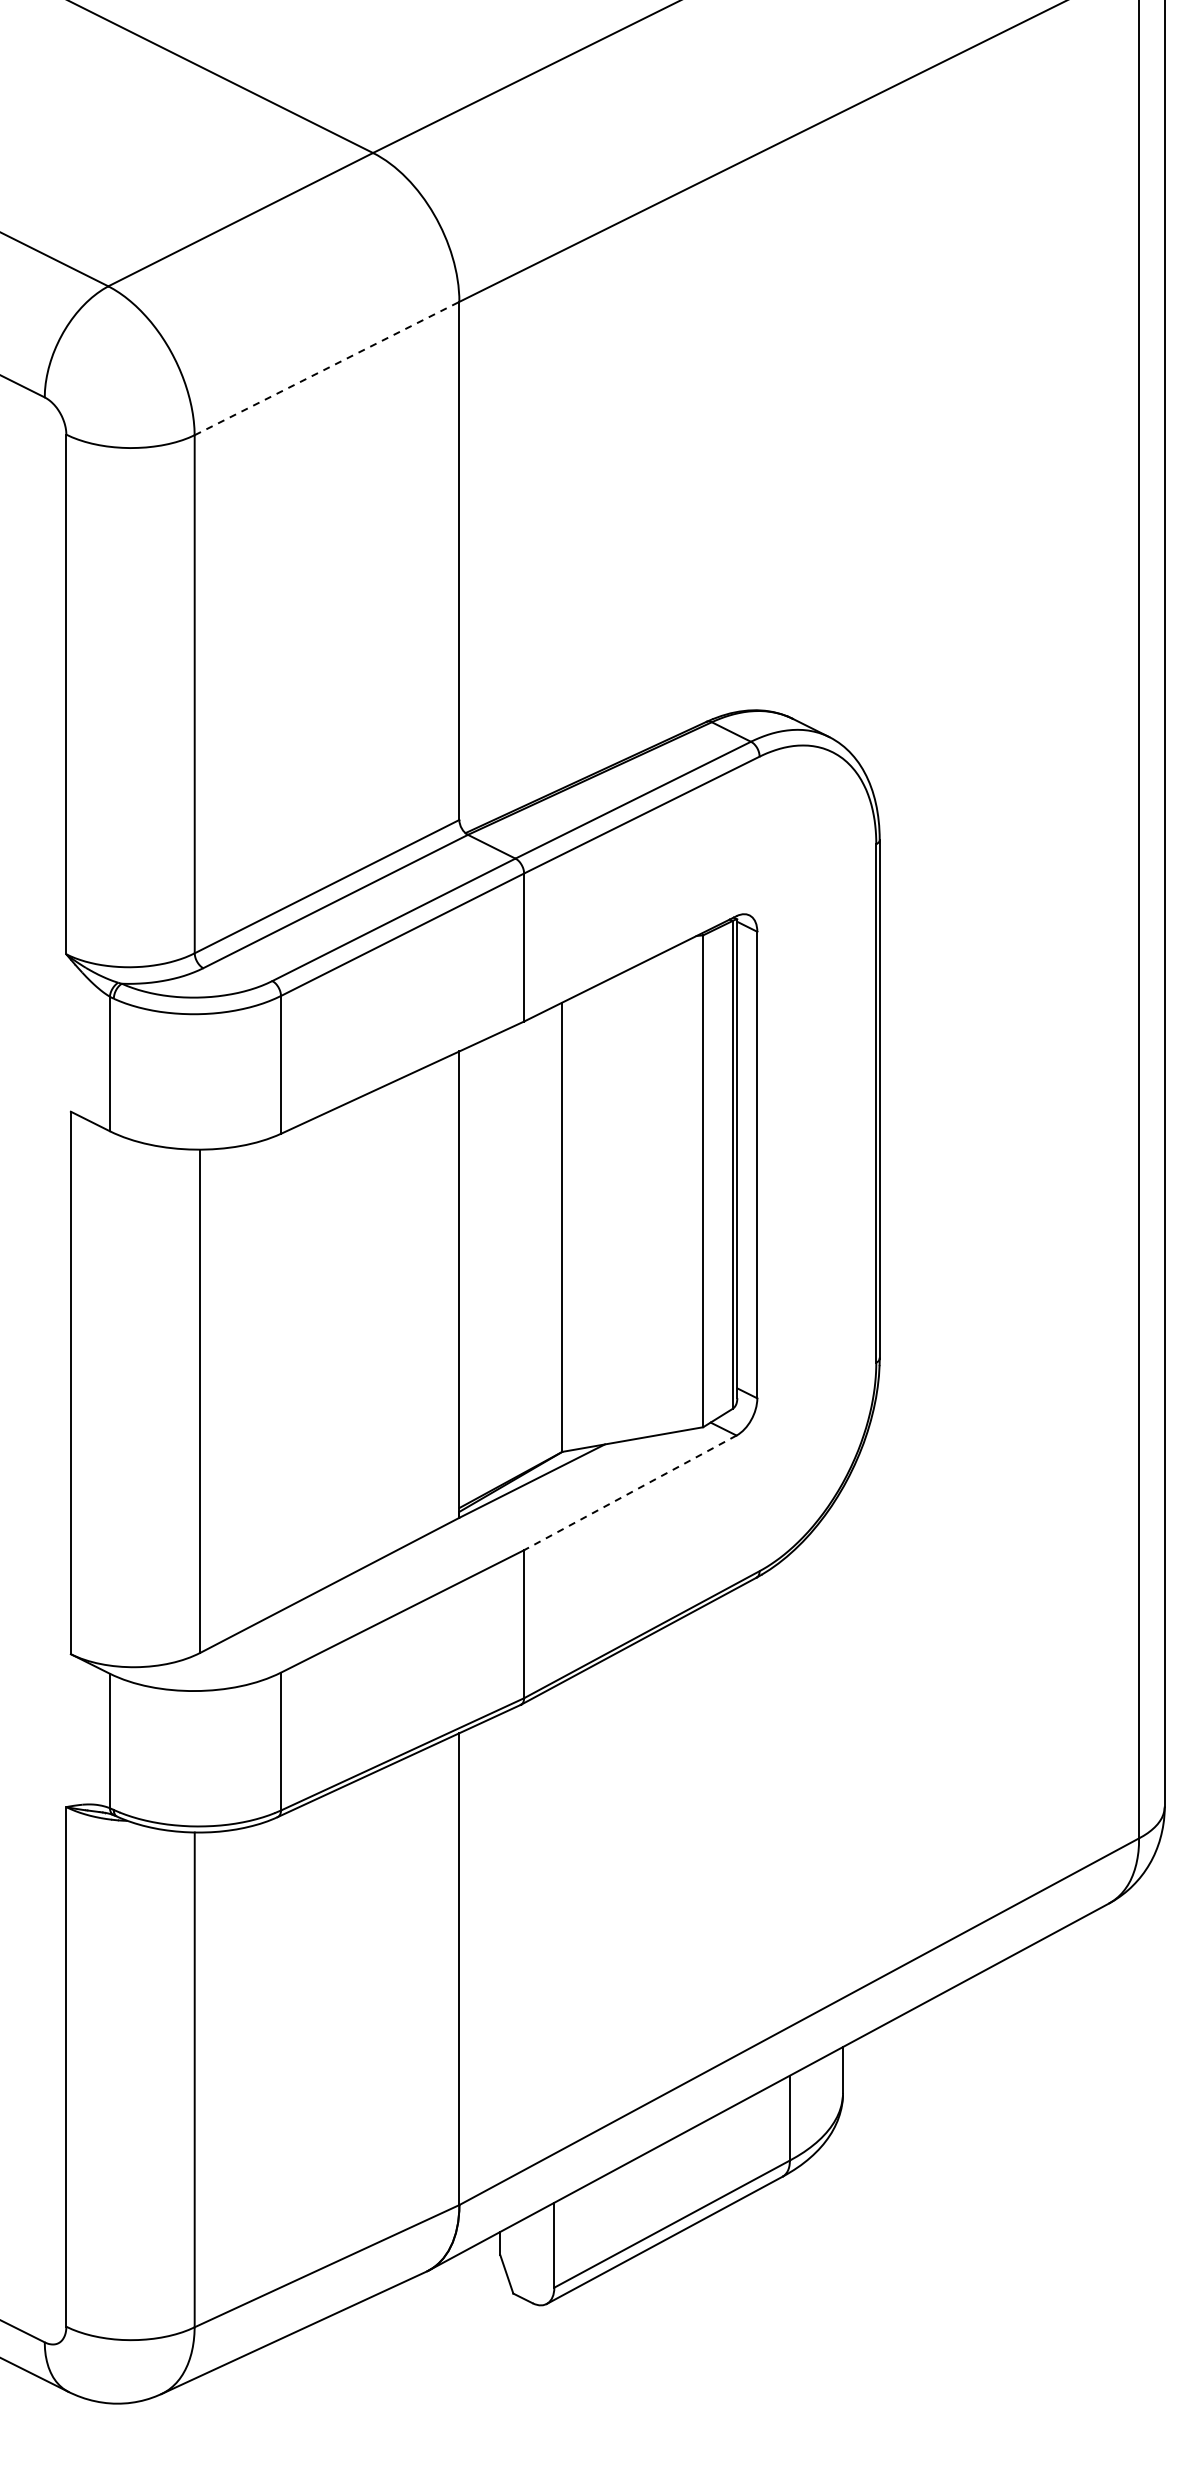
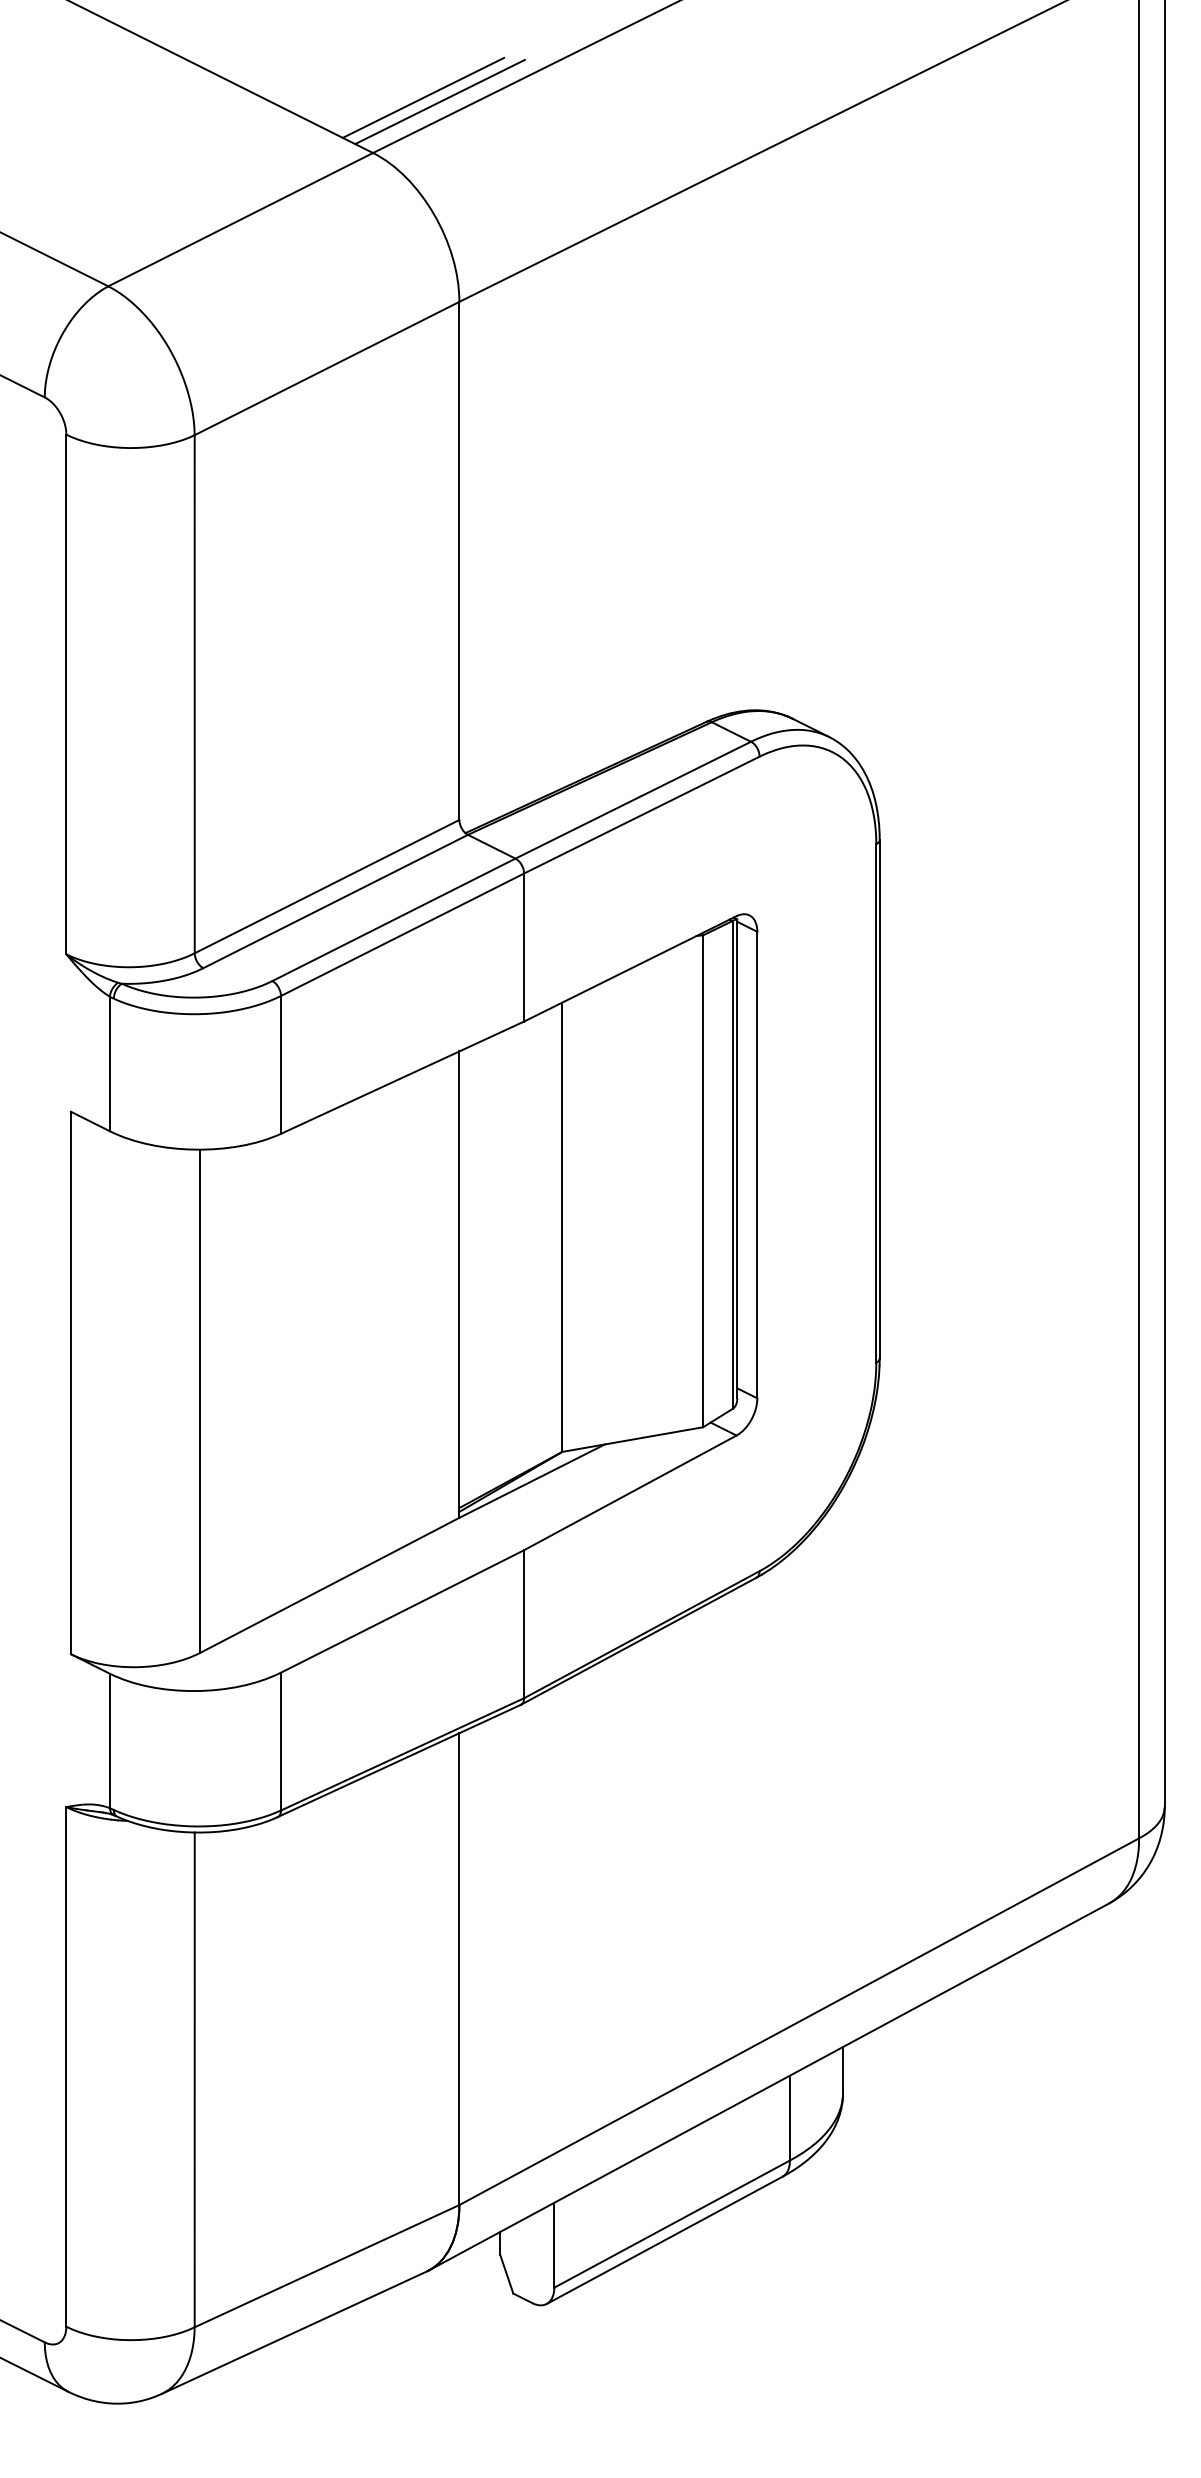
line: none -> present (423, 97)
line: none -> present (439, 101)
line: dashed -> solid (327, 368)
line: dashed -> solid (630, 1492)
